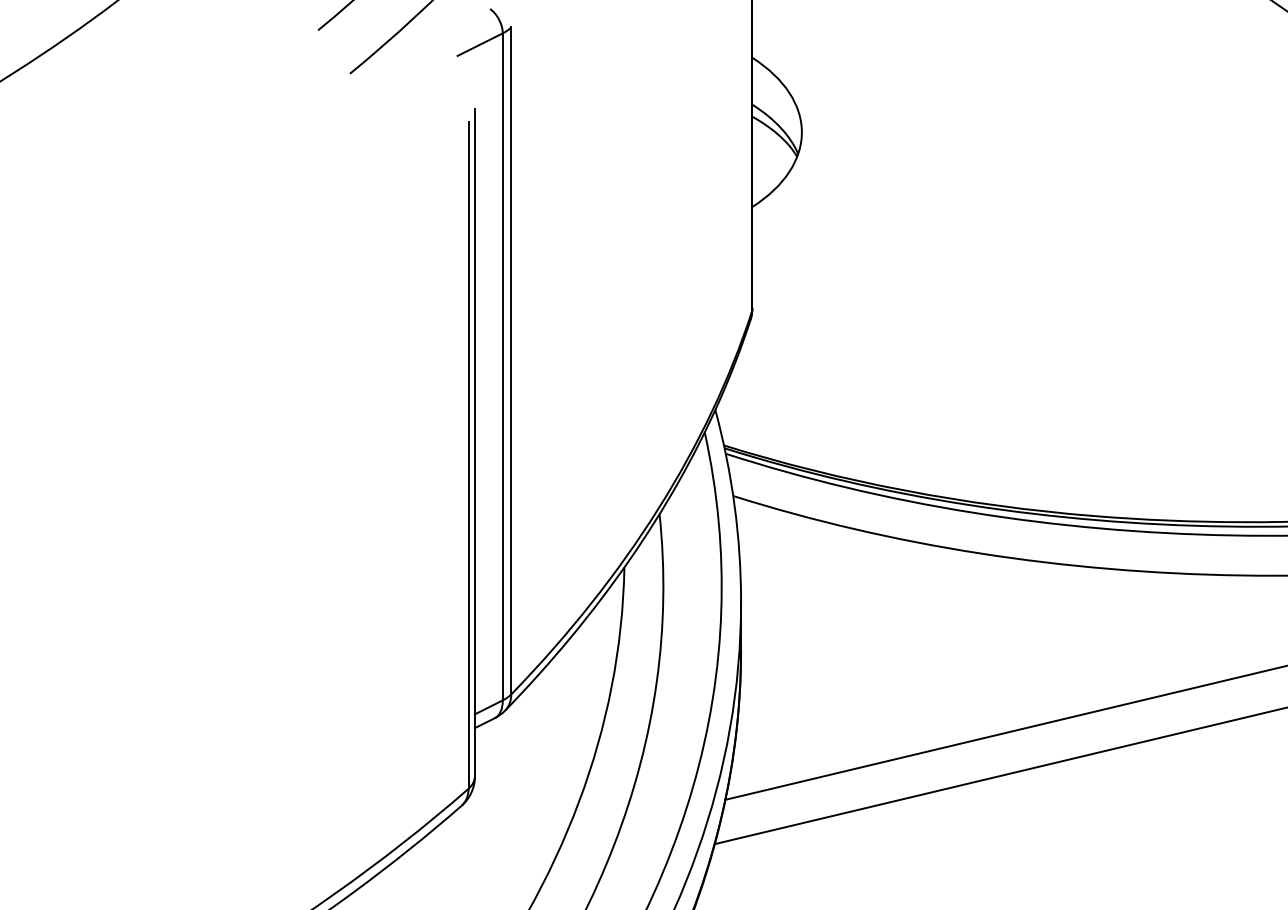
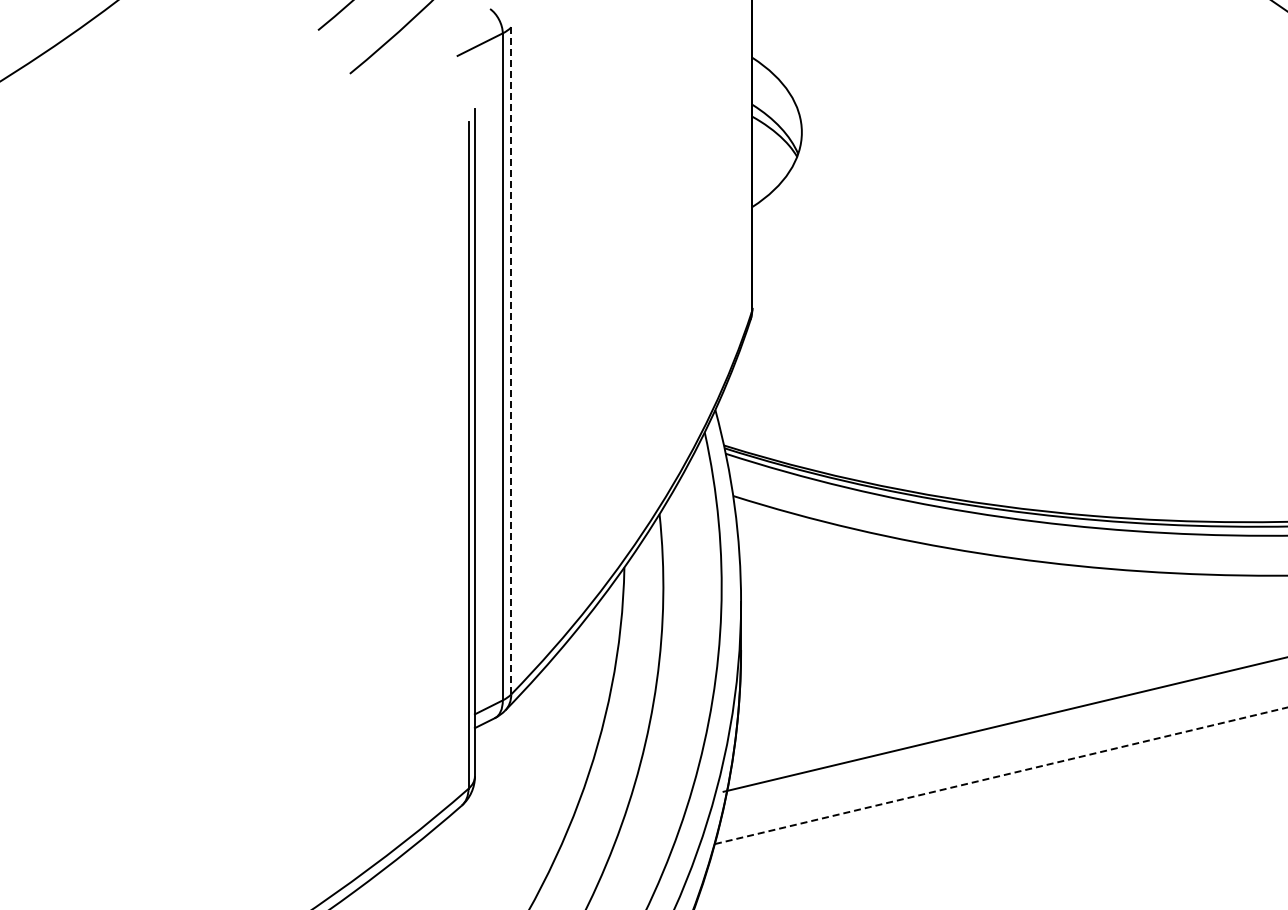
line: solid -> dashed (511, 360)
line position: (1004, 732) -> (1003, 724) (1003, 724)
line: solid -> dashed (1001, 775)
